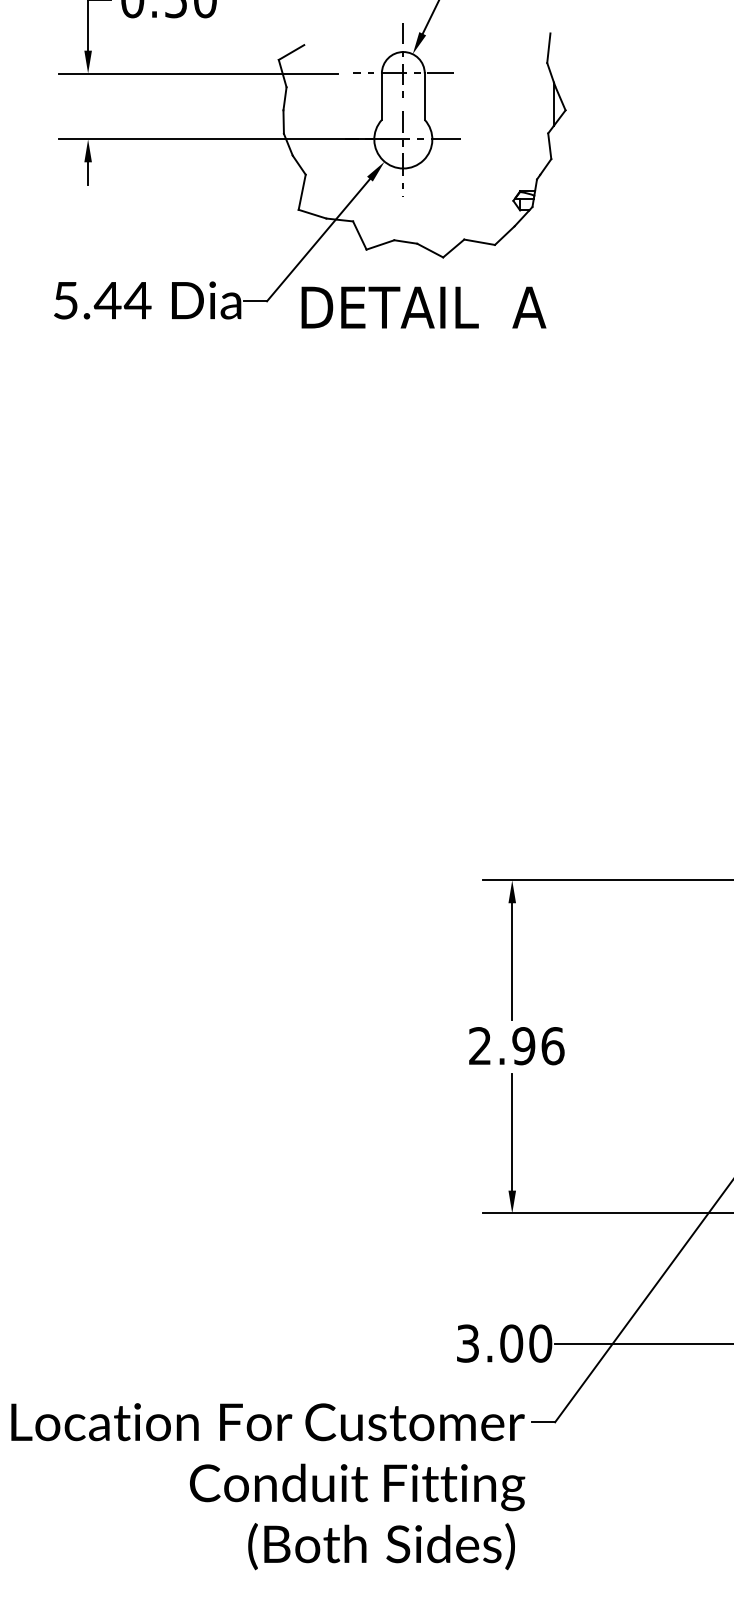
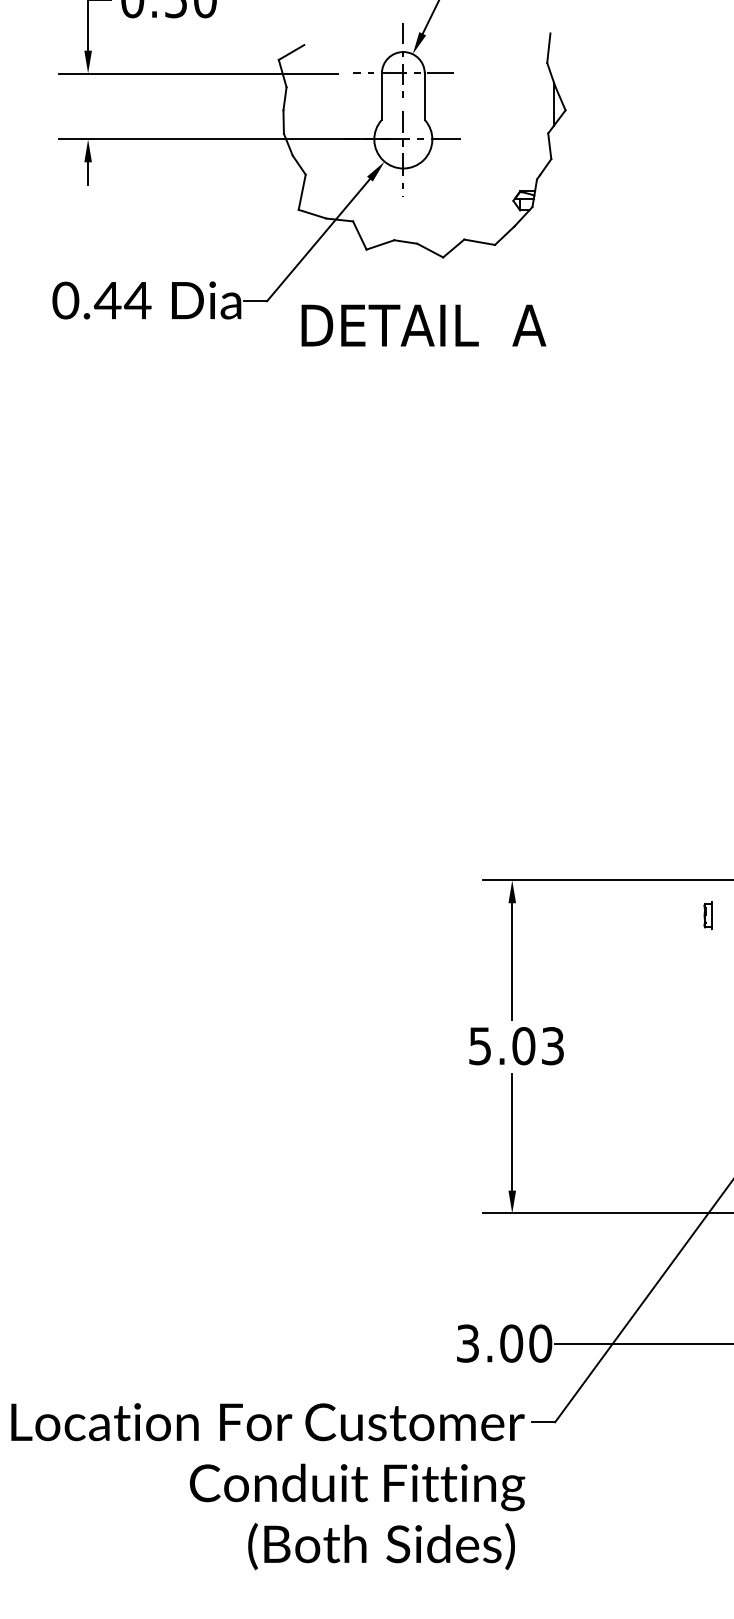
text: 5.44 -> 0.44 (65, 300)
text position: (423, 307) -> (423, 325) (423, 325)
part: none -> present (707, 915)
text: 2.96 -> 5.03 (516, 1046)
